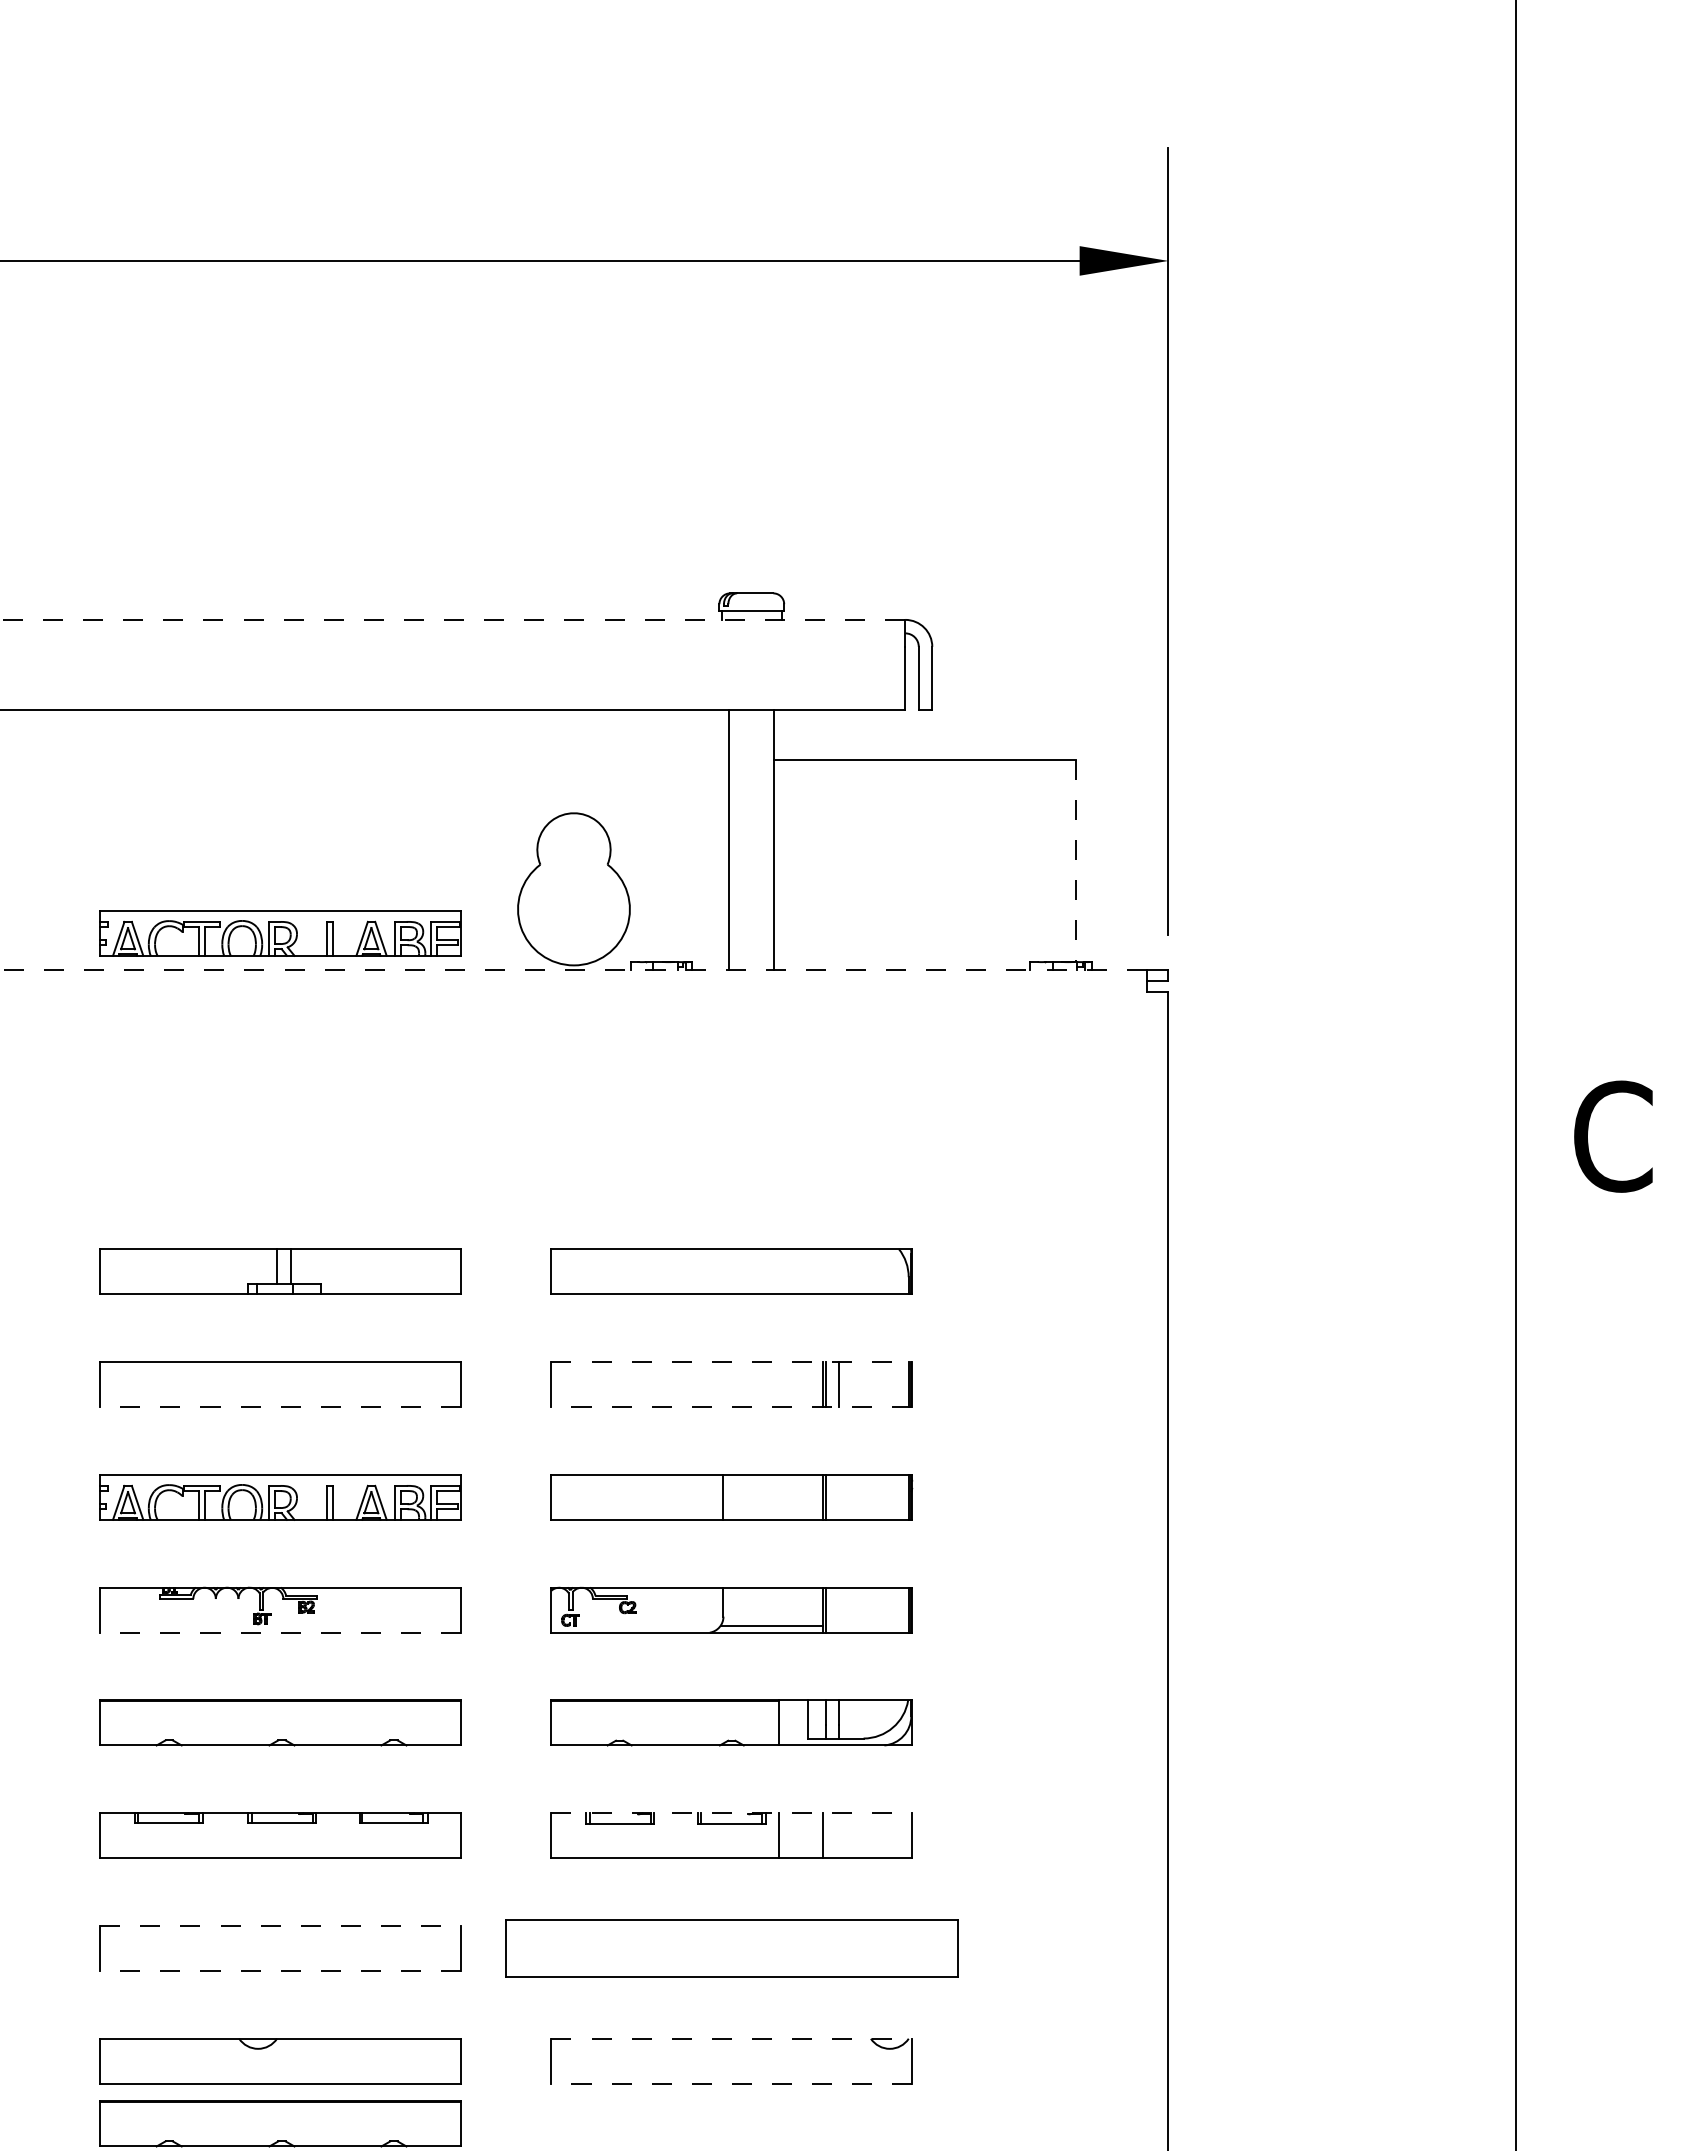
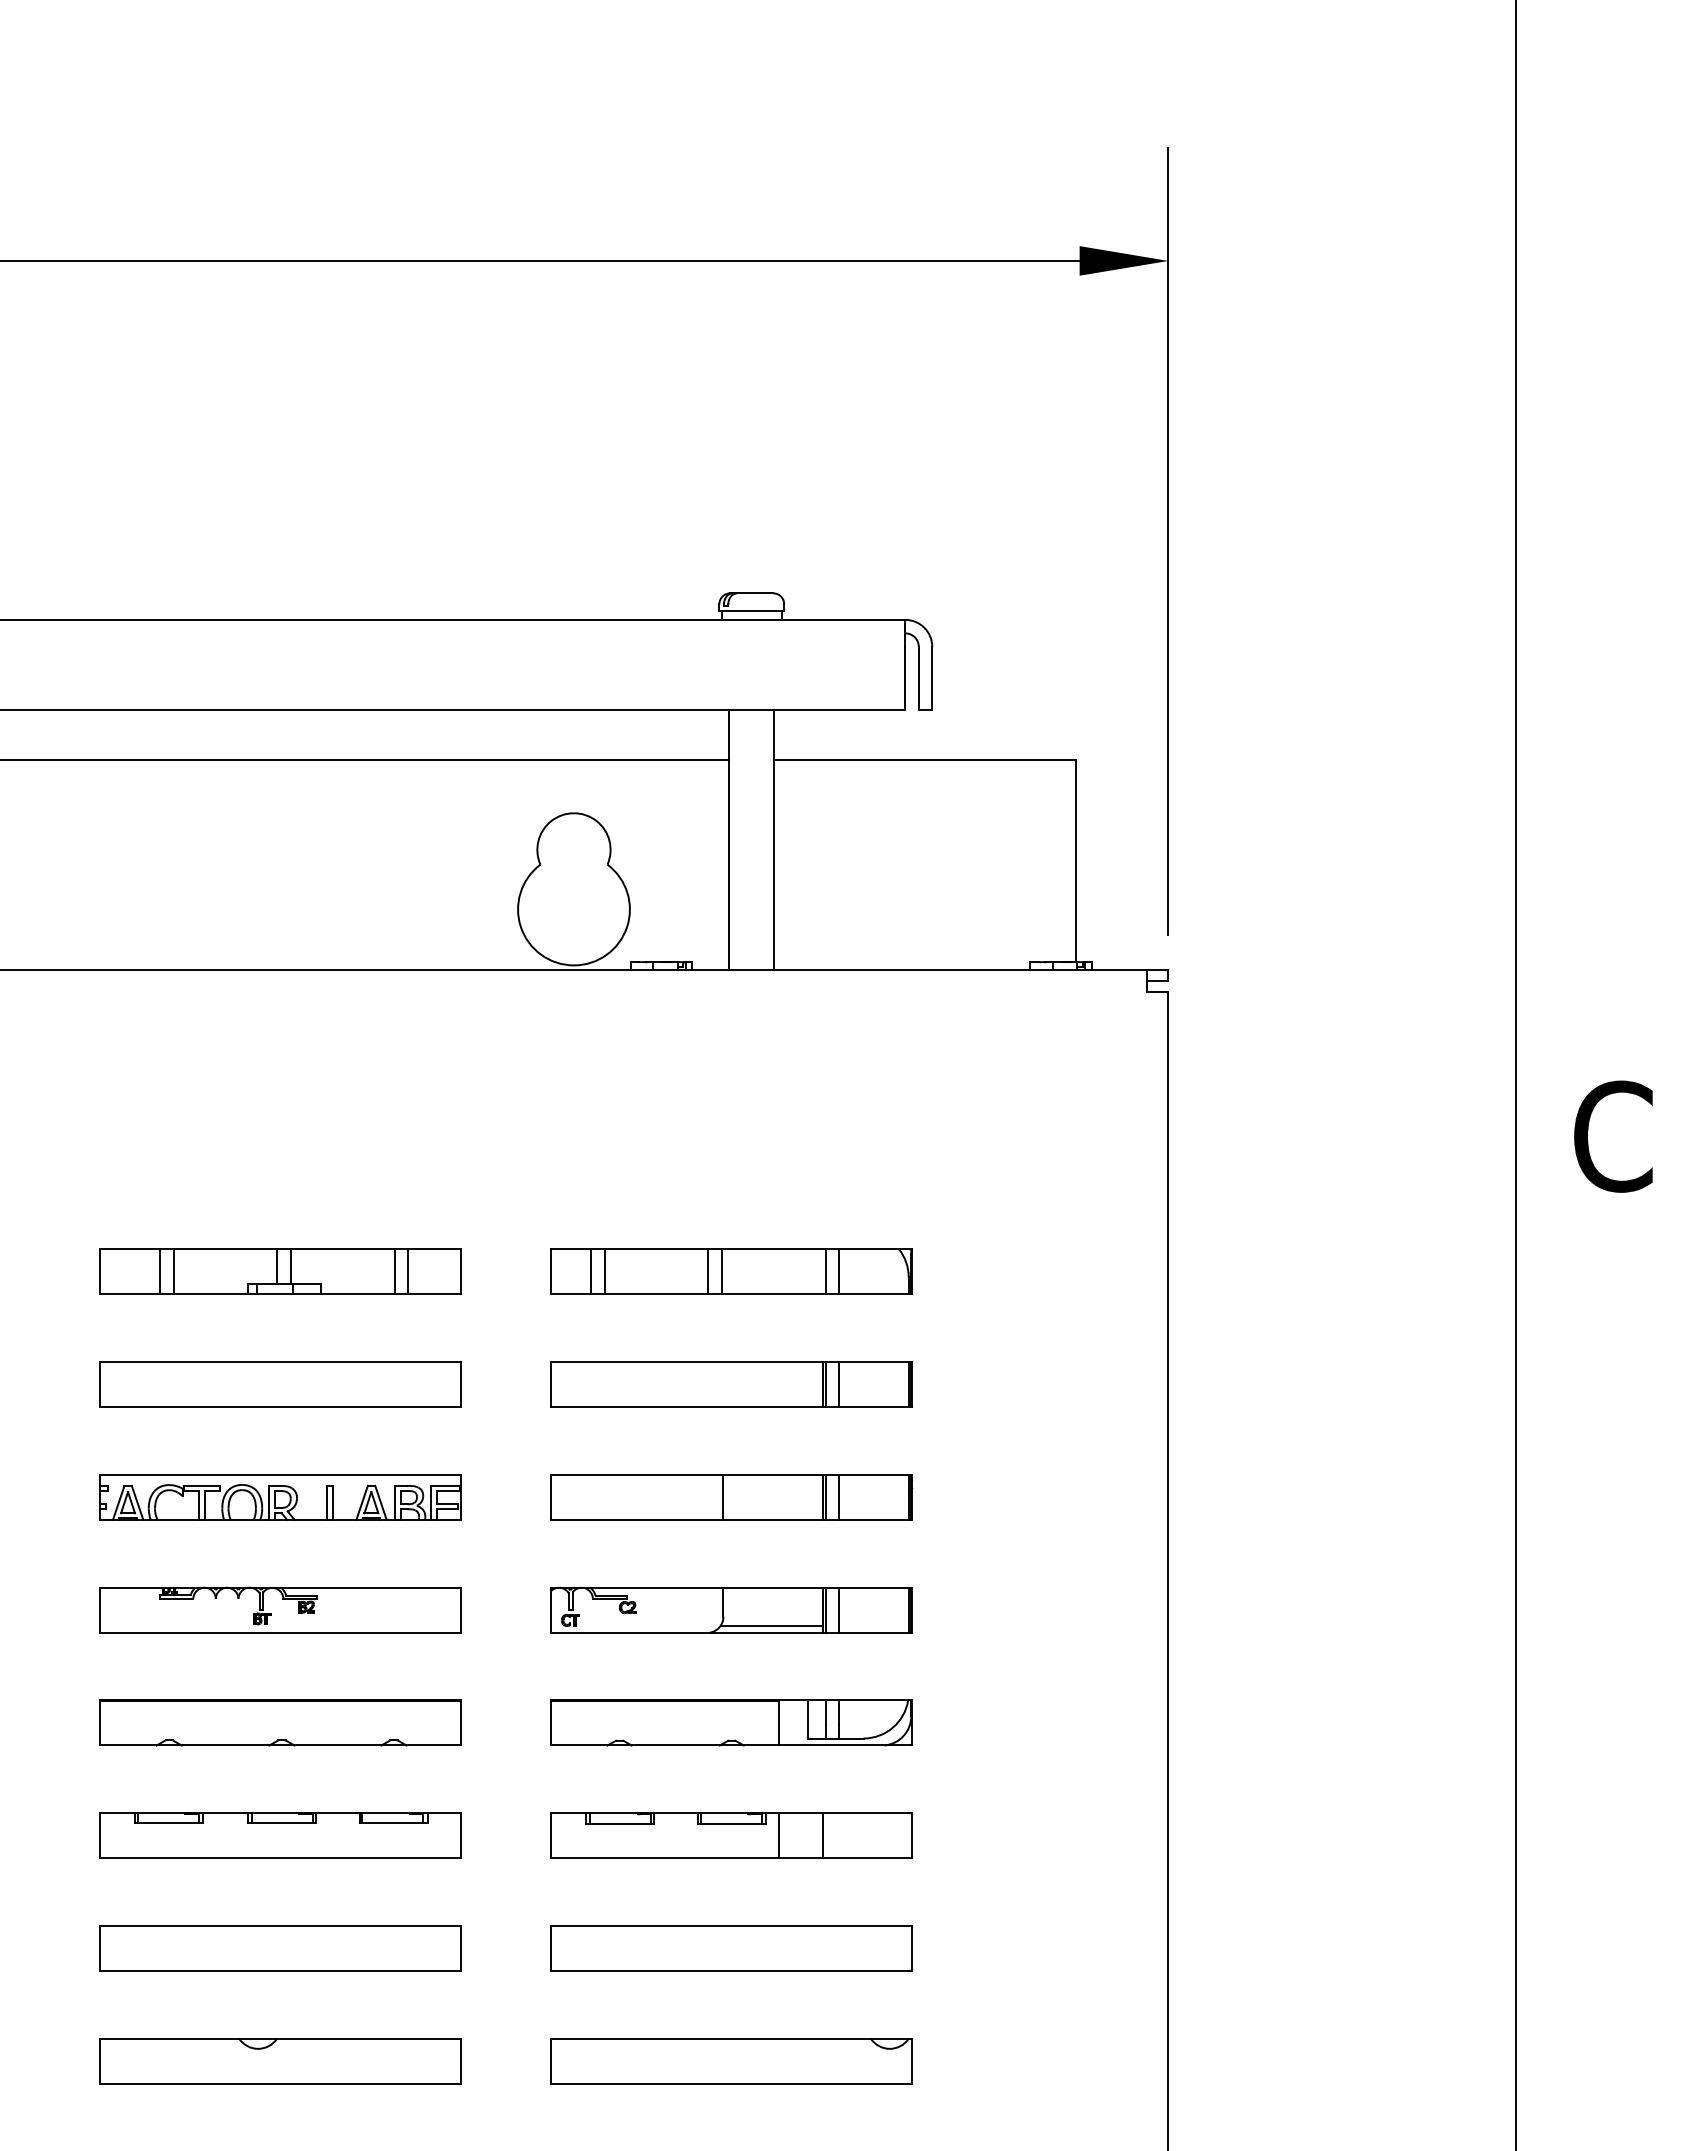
line: dashed -> solid (452, 619)
line: none -> present (365, 759)
line: dashed -> solid (1076, 861)
part: present -> none (280, 933)
line: dashed -> solid (572, 970)
line: none -> present (160, 1271)
line: none -> present (173, 1271)
line: none -> present (394, 1271)
line: none -> present (408, 1271)
line: none -> present (591, 1271)
line: none -> present (604, 1271)
line: none -> present (708, 1271)
line: none -> present (721, 1271)
line: none -> present (825, 1271)
line: none -> present (839, 1271)
line: dashed -> solid (732, 1361)
line: dashed -> solid (280, 1407)
line: dashed -> solid (731, 1407)
line: none -> present (839, 1496)
line: none -> present (839, 1609)
line: dashed -> solid (280, 1632)
line: dashed -> solid (732, 1813)
line: dashed -> solid (281, 1925)
part size: 454x59 px -> 363x47 px (731, 1948)
line: dashed -> solid (280, 1971)
line: dashed -> solid (732, 2038)
line: dashed -> solid (731, 2083)
part: present -> none (280, 2123)
